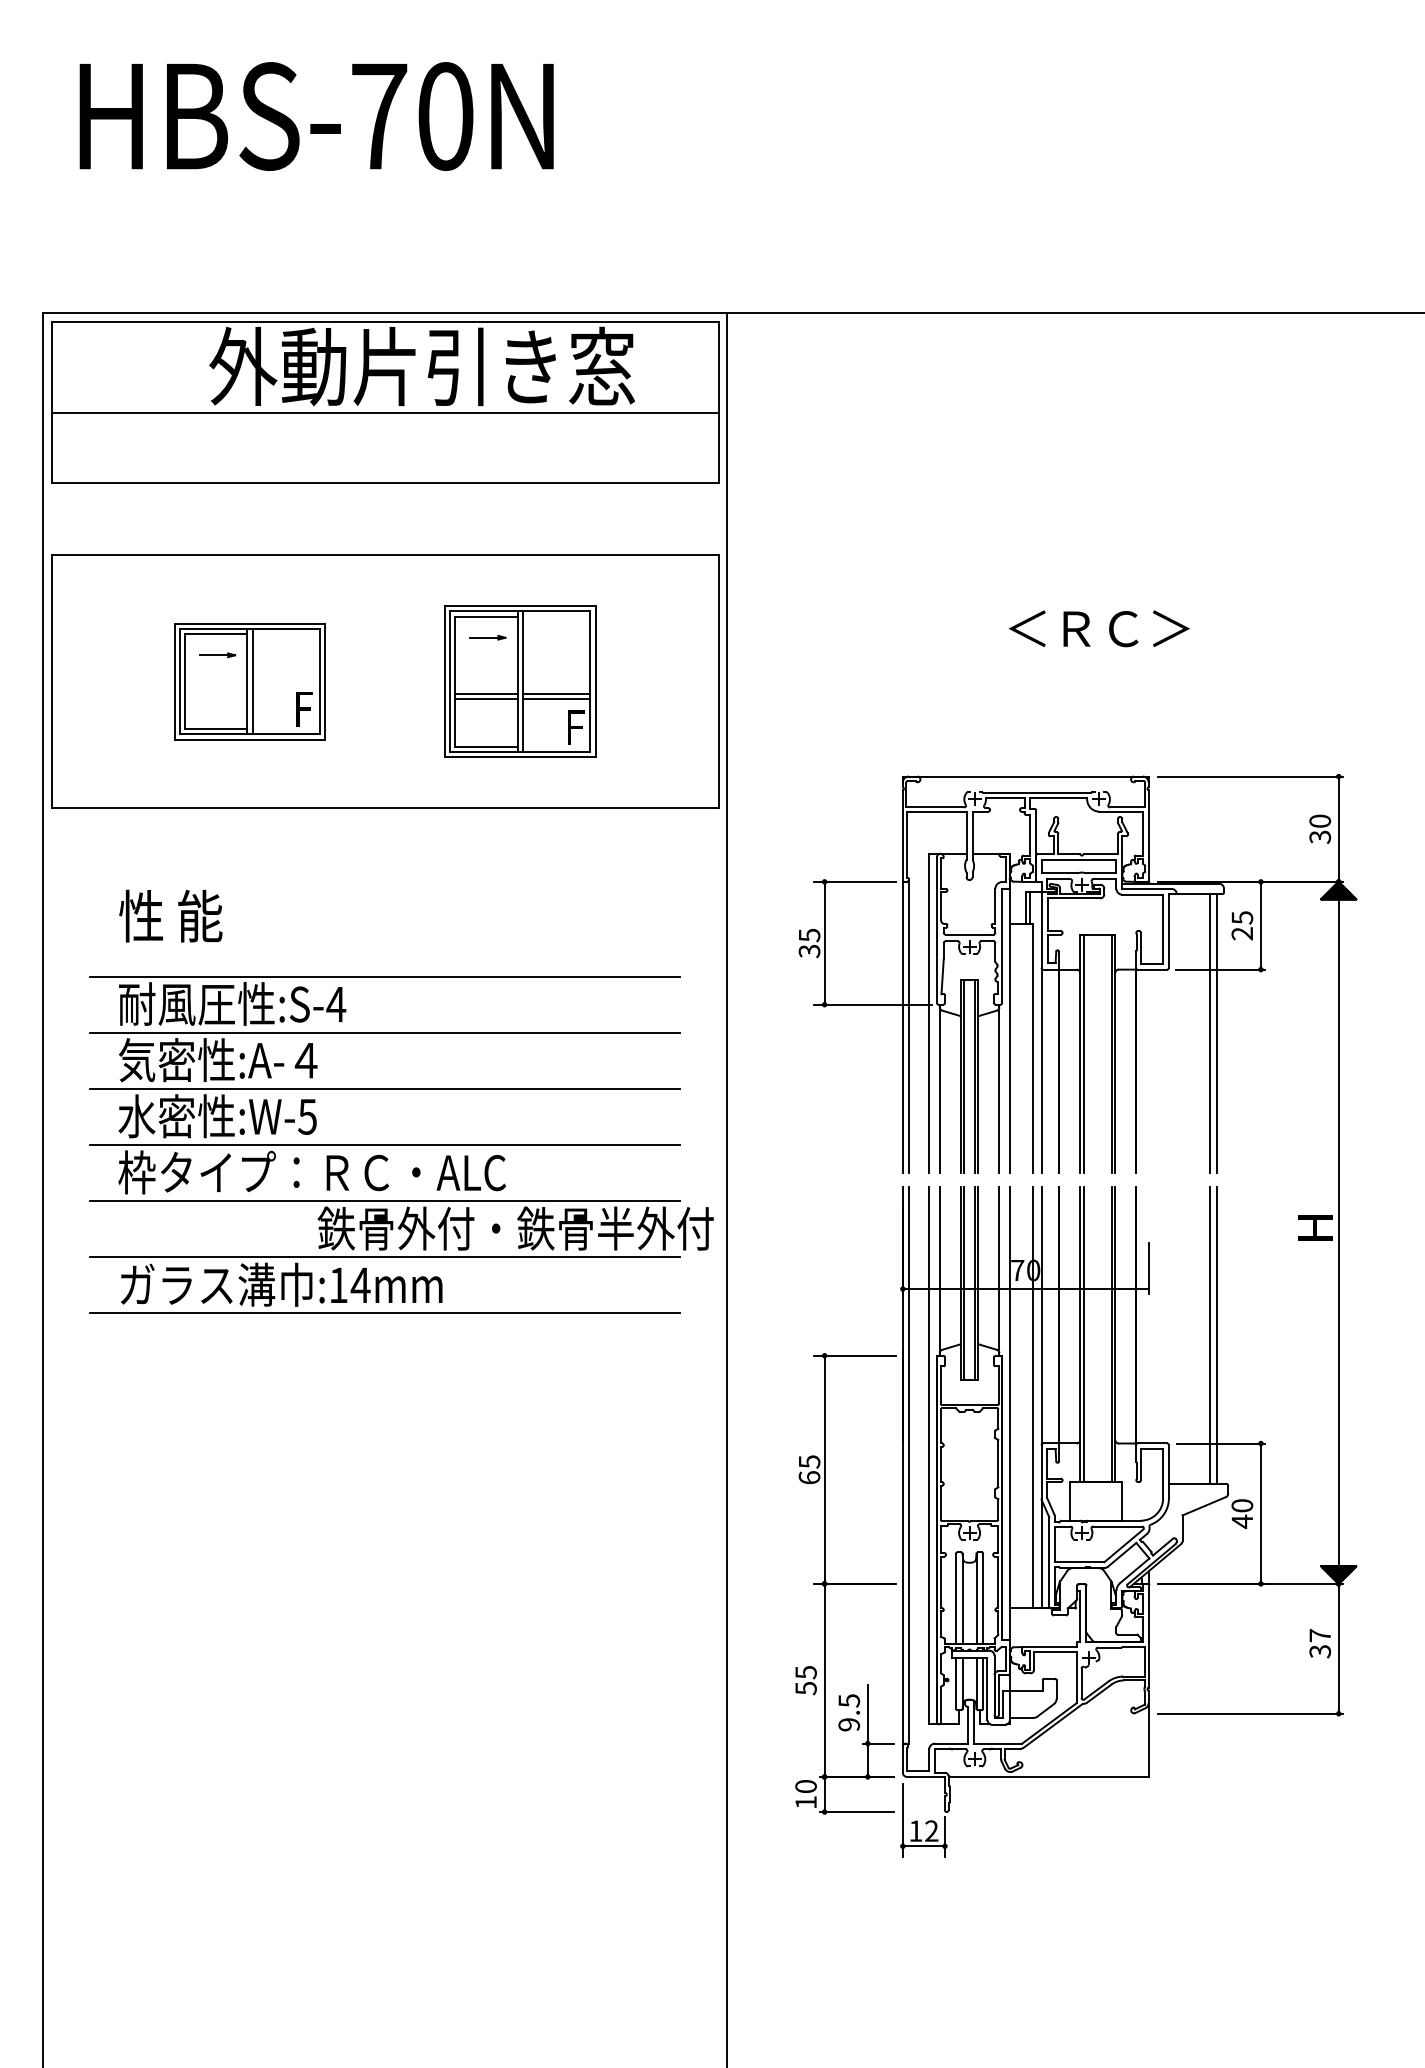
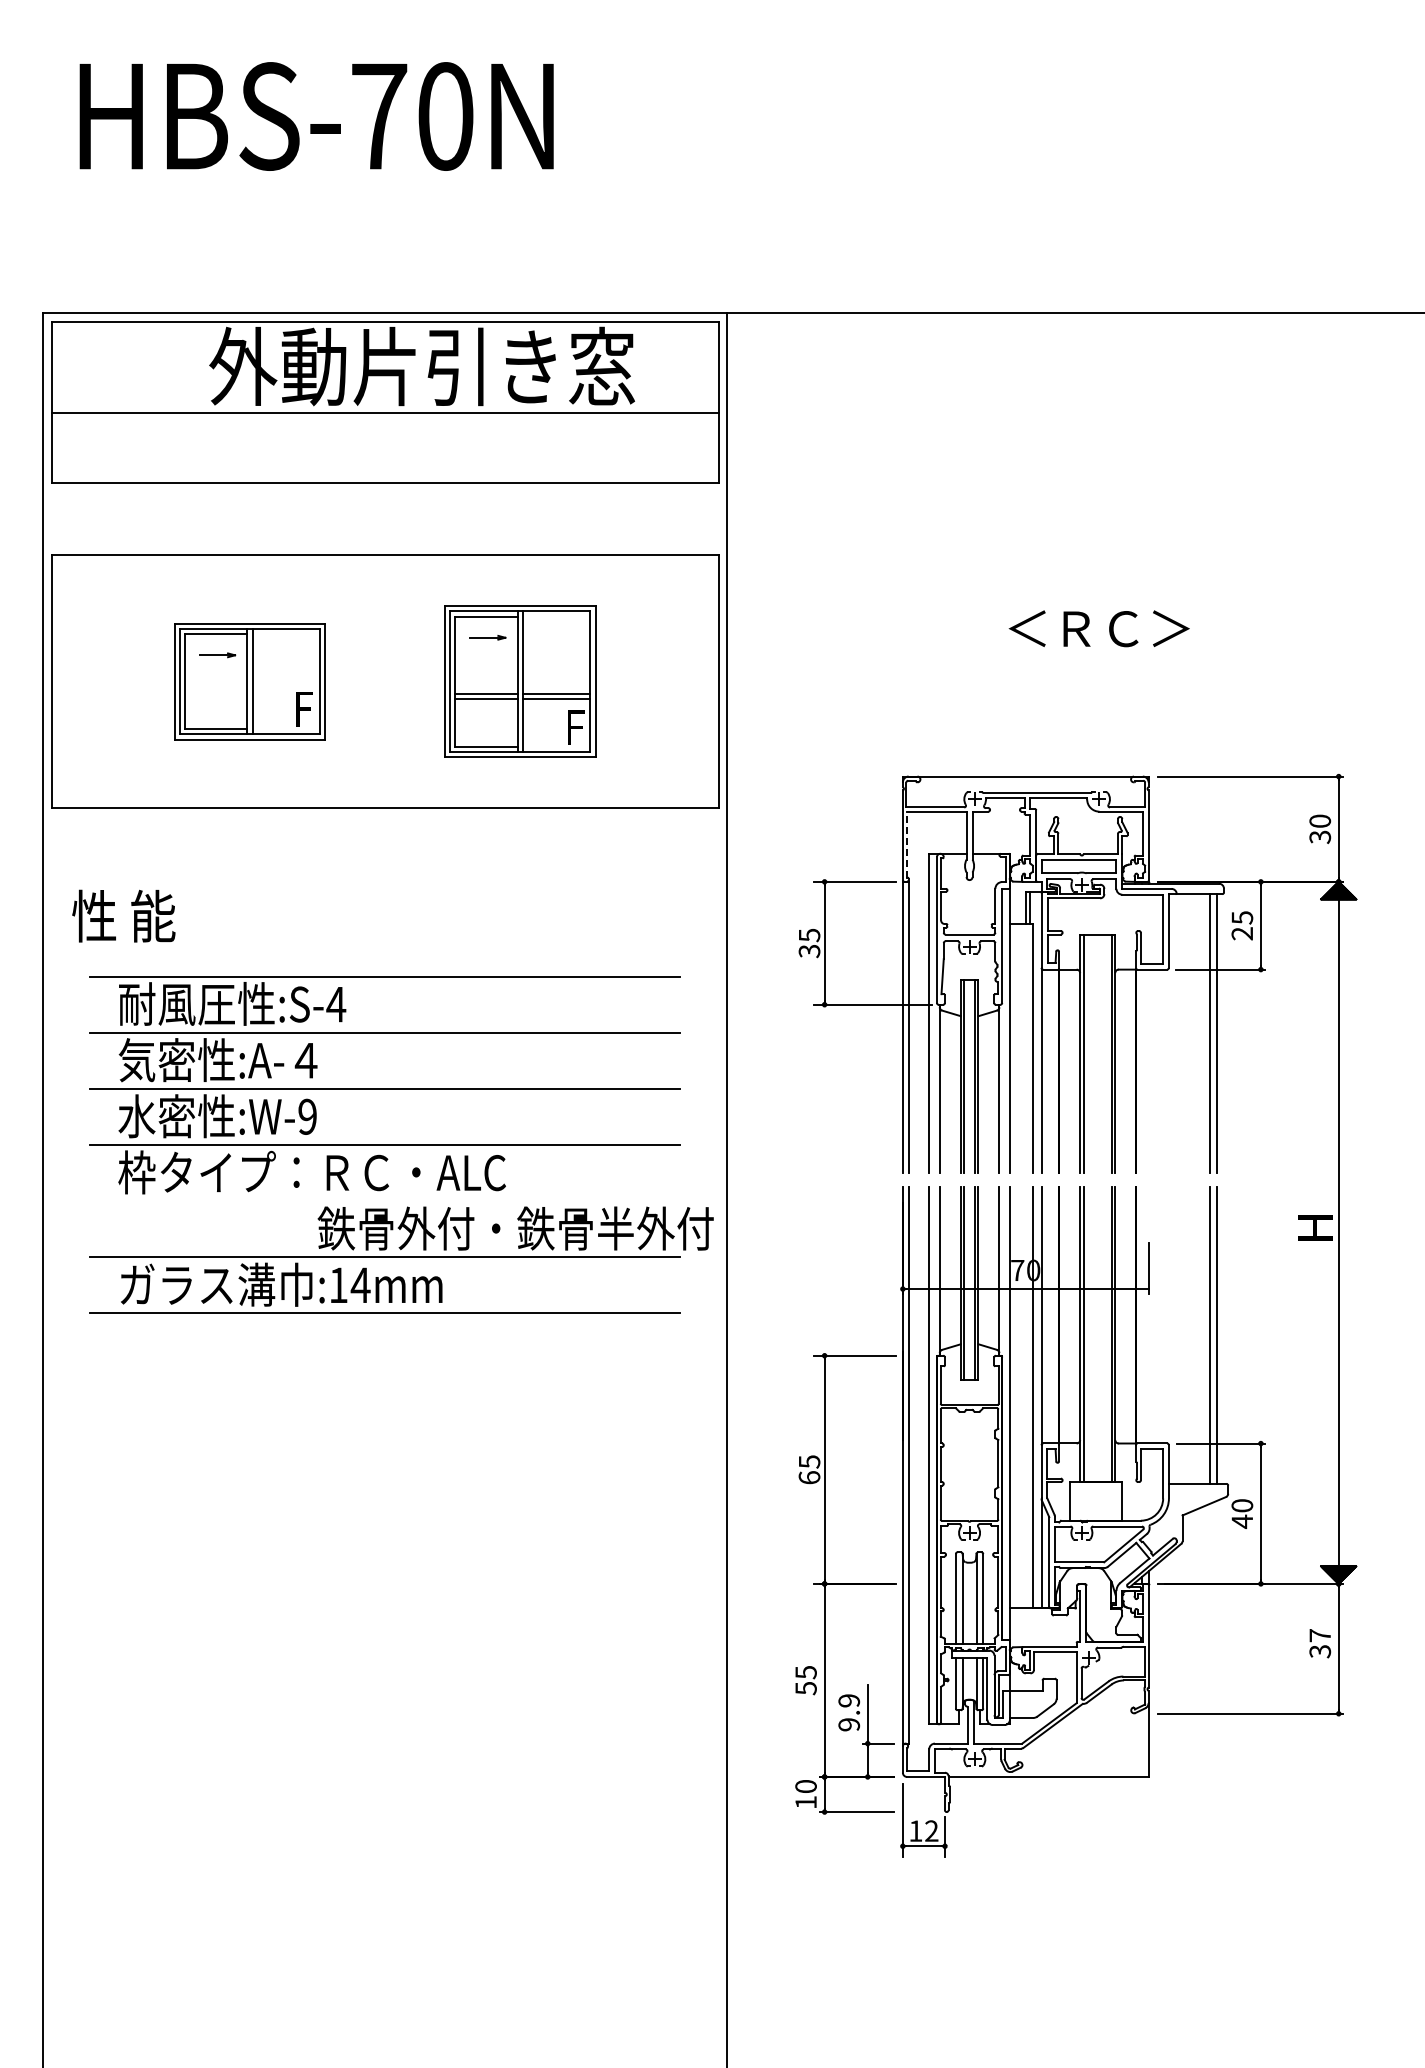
line: solid -> dashed (907, 844)
text position: (170, 915) -> (123, 915) (123, 915)
text: :W-5 -> :W-9 (307, 1116)
line: present -> none (384, 1201)
text: 9.5 -> 9.9 (848, 1700)
